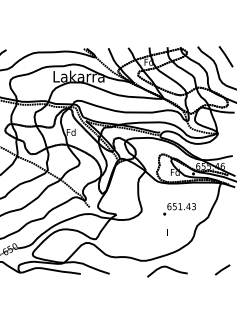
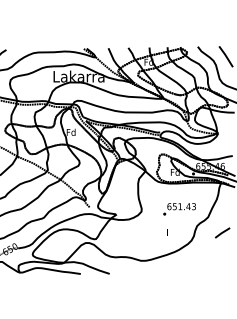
curve: present -> none (167, 268)
line position: (222, 269) -> (222, 232) (222, 232)
